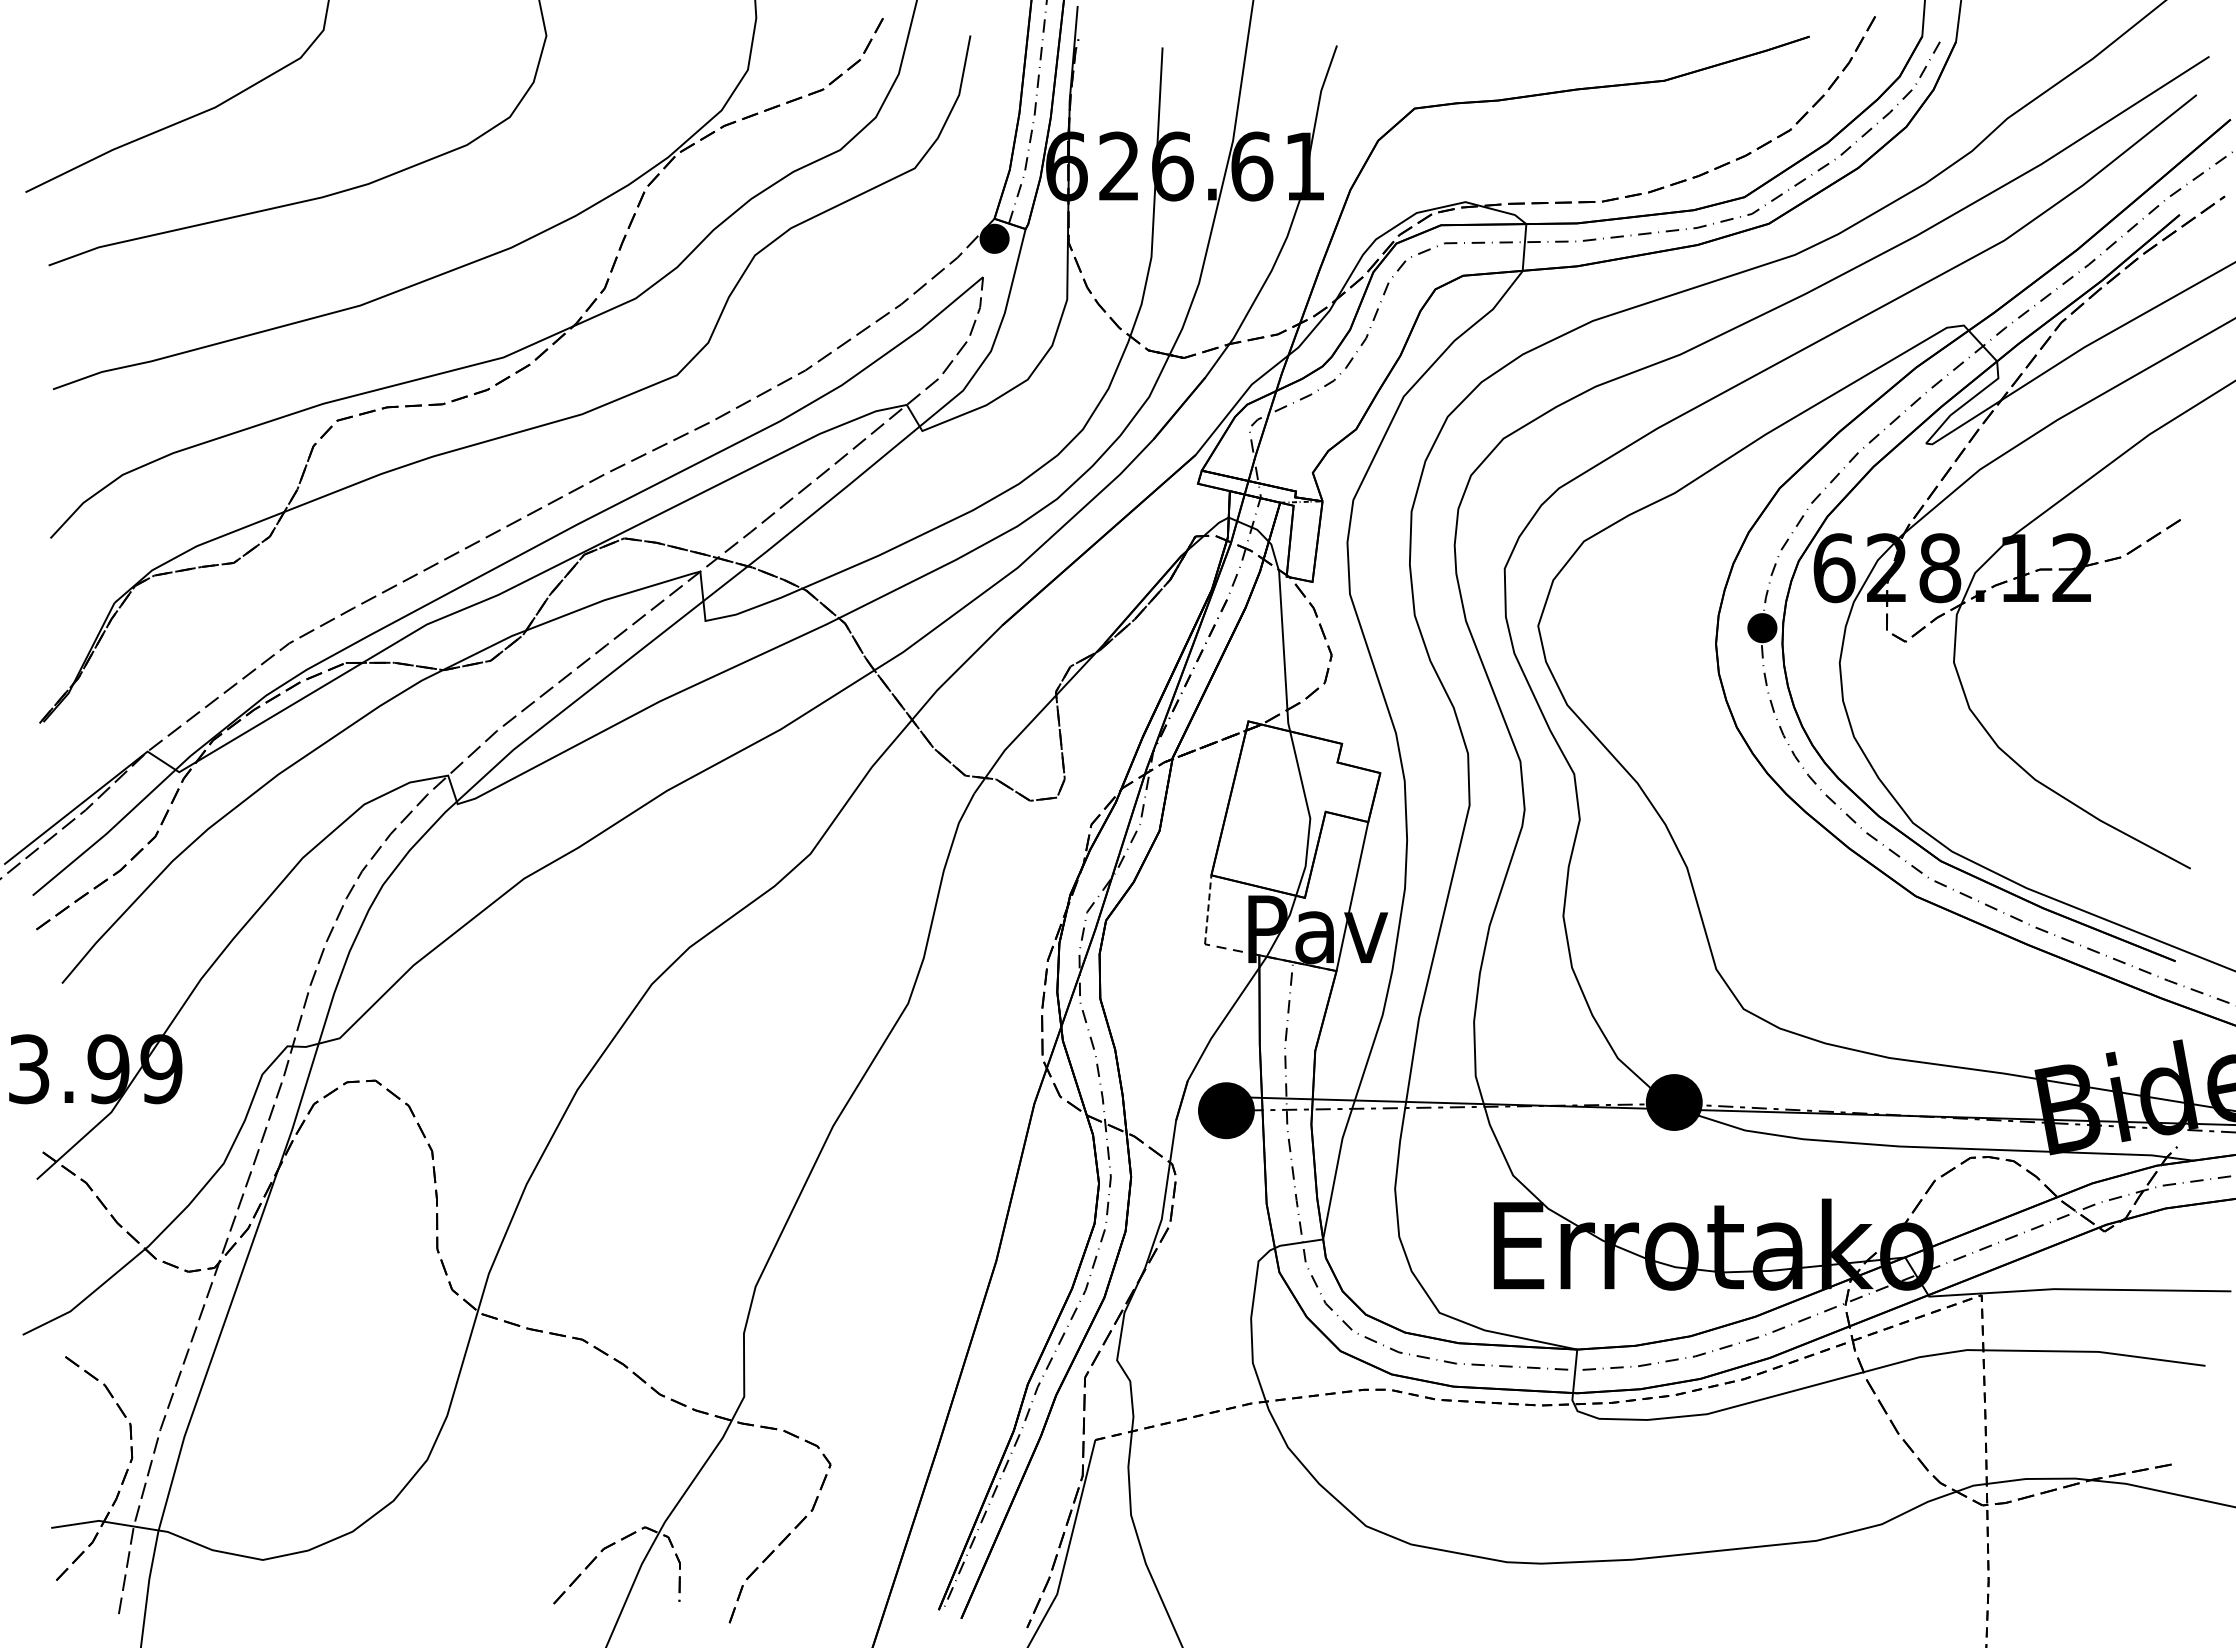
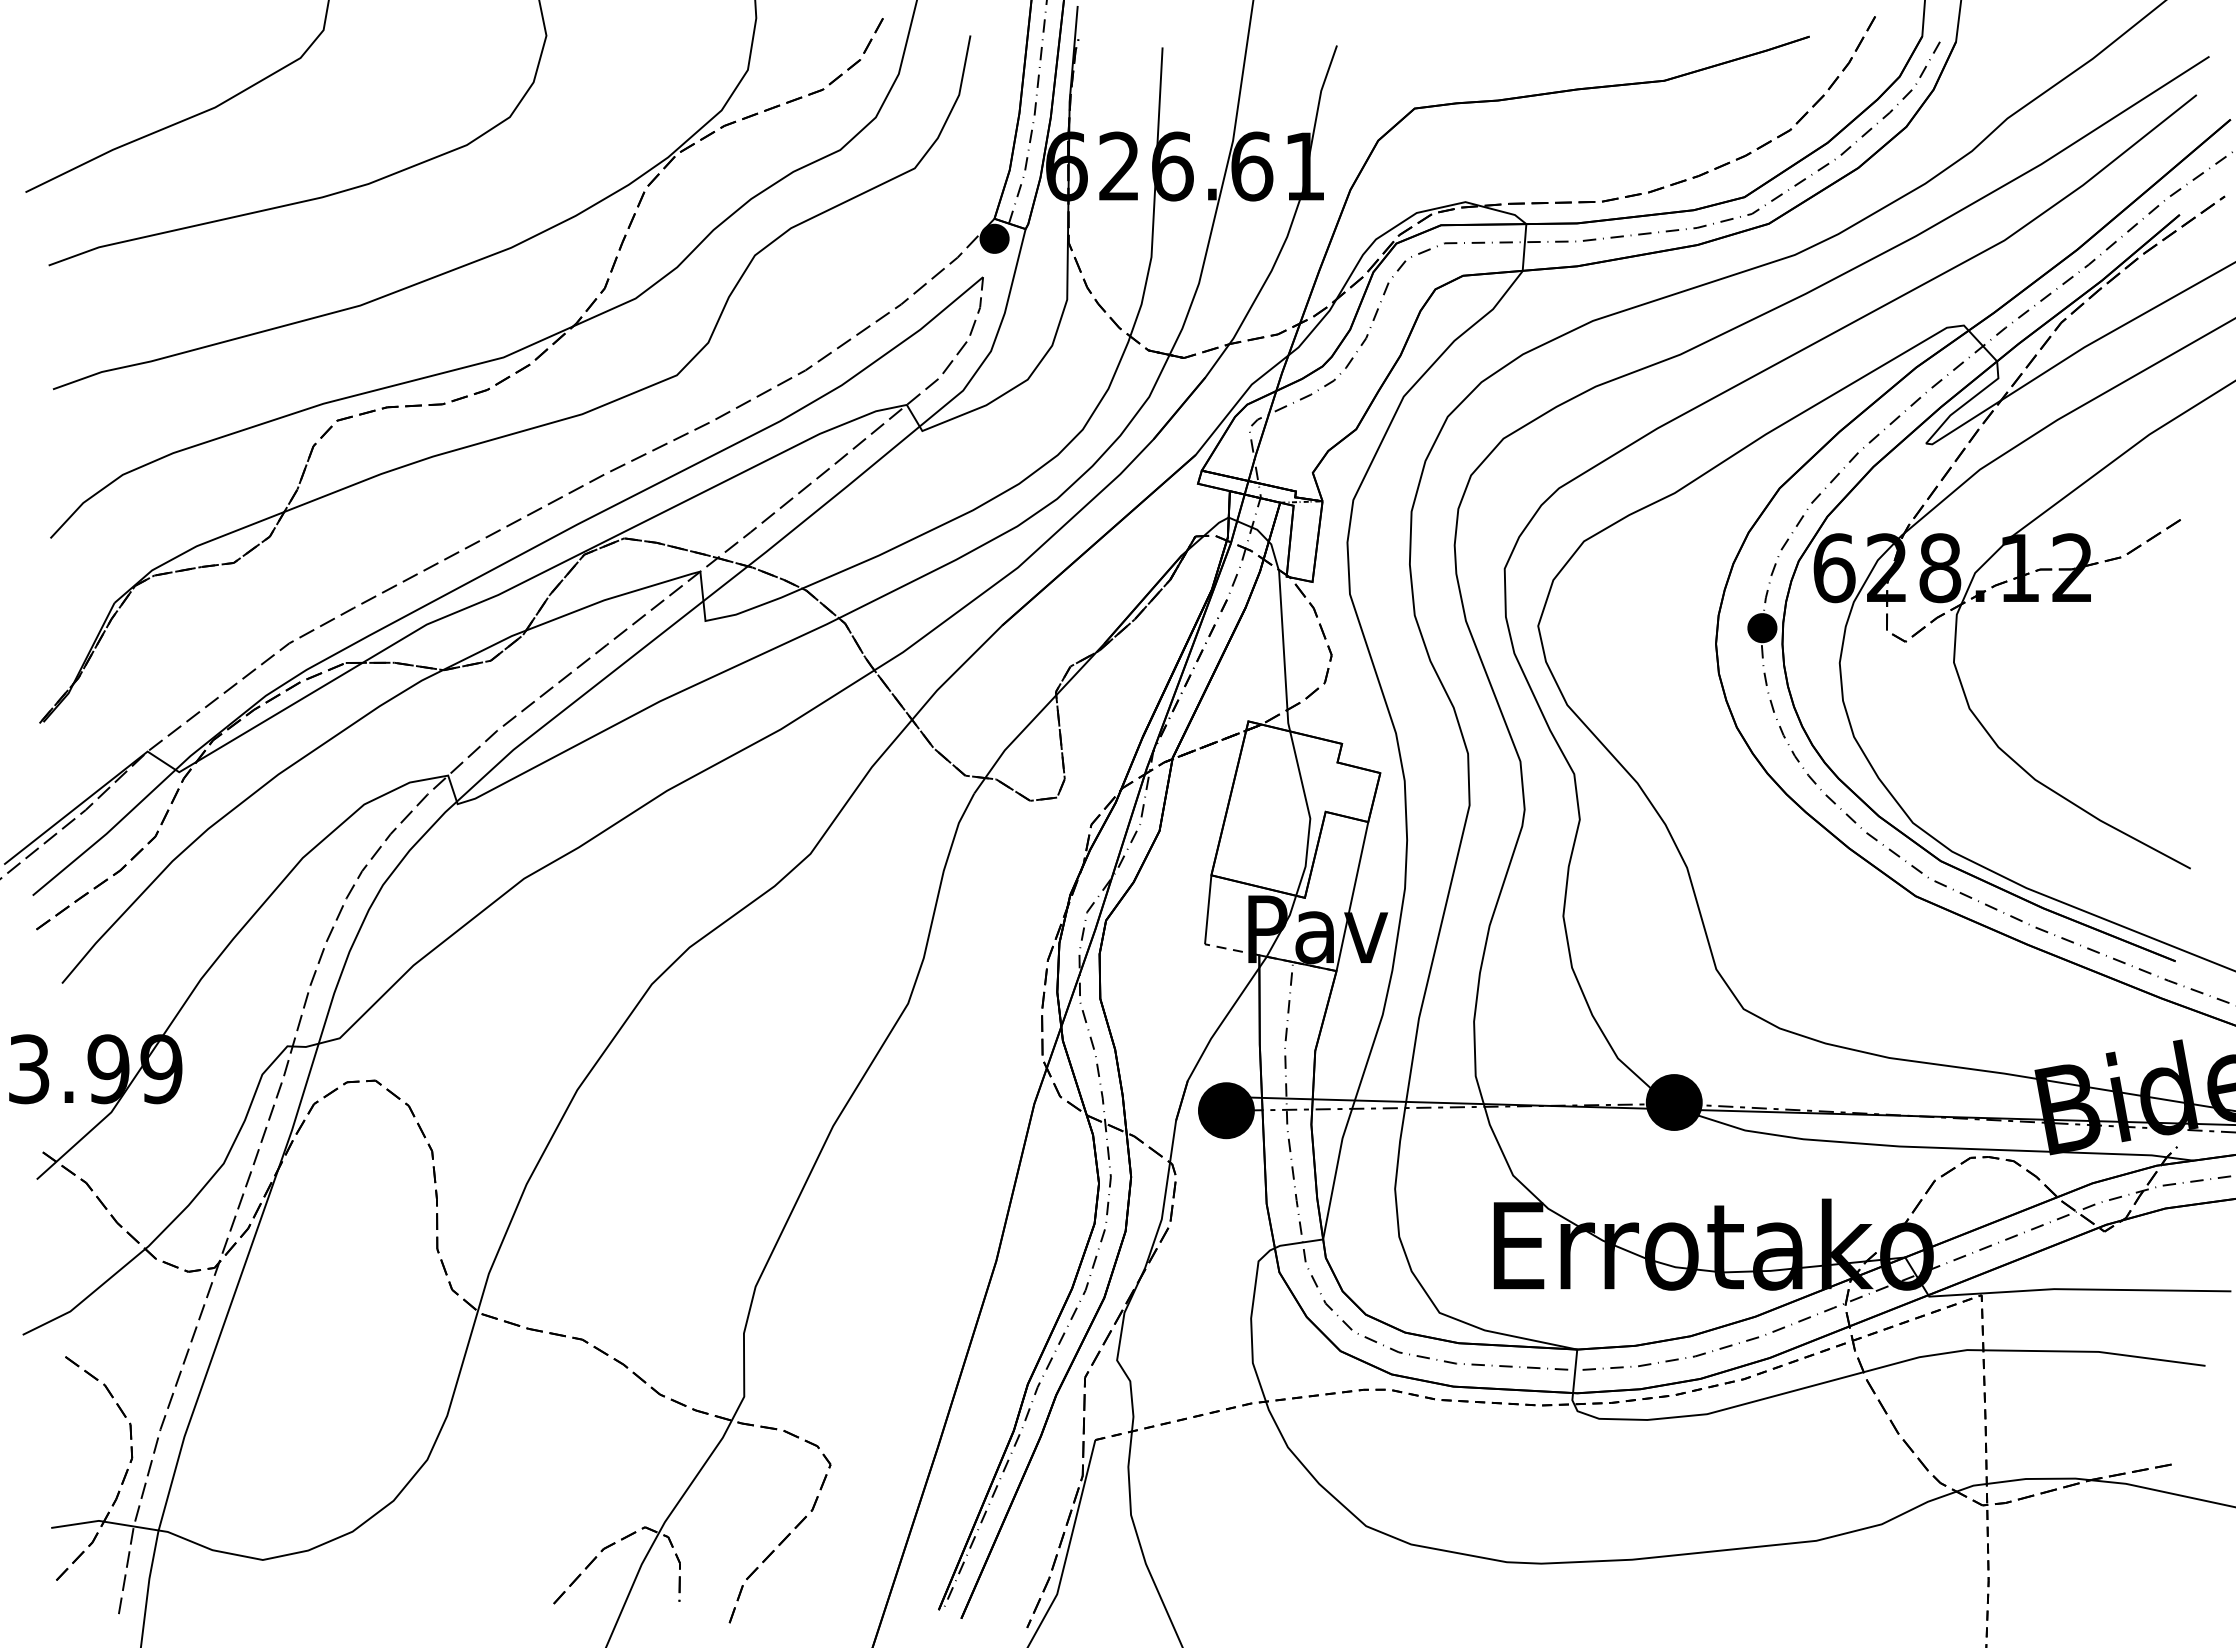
line: dashed -> solid (1208, 909)
